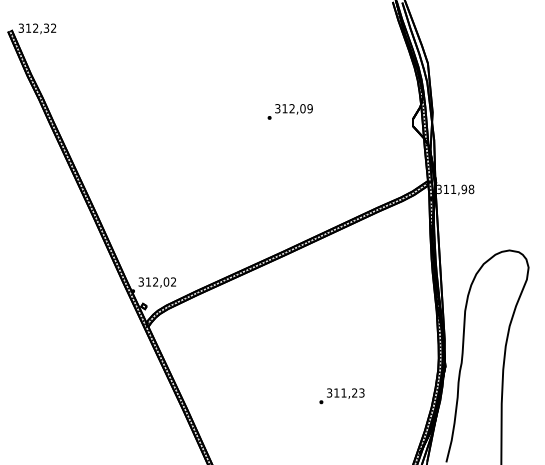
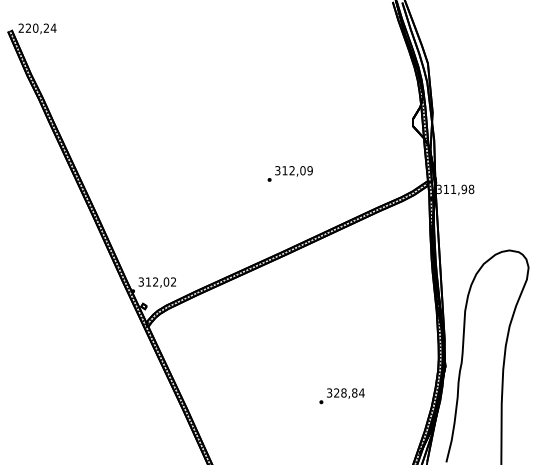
text: 312,32 -> 220,24 (37, 27)
text position: (289, 111) -> (289, 173) (289, 173)
text: 311,23 -> 328,84 (349, 392)
